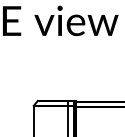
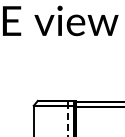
line: solid -> dashed (67, 121)
